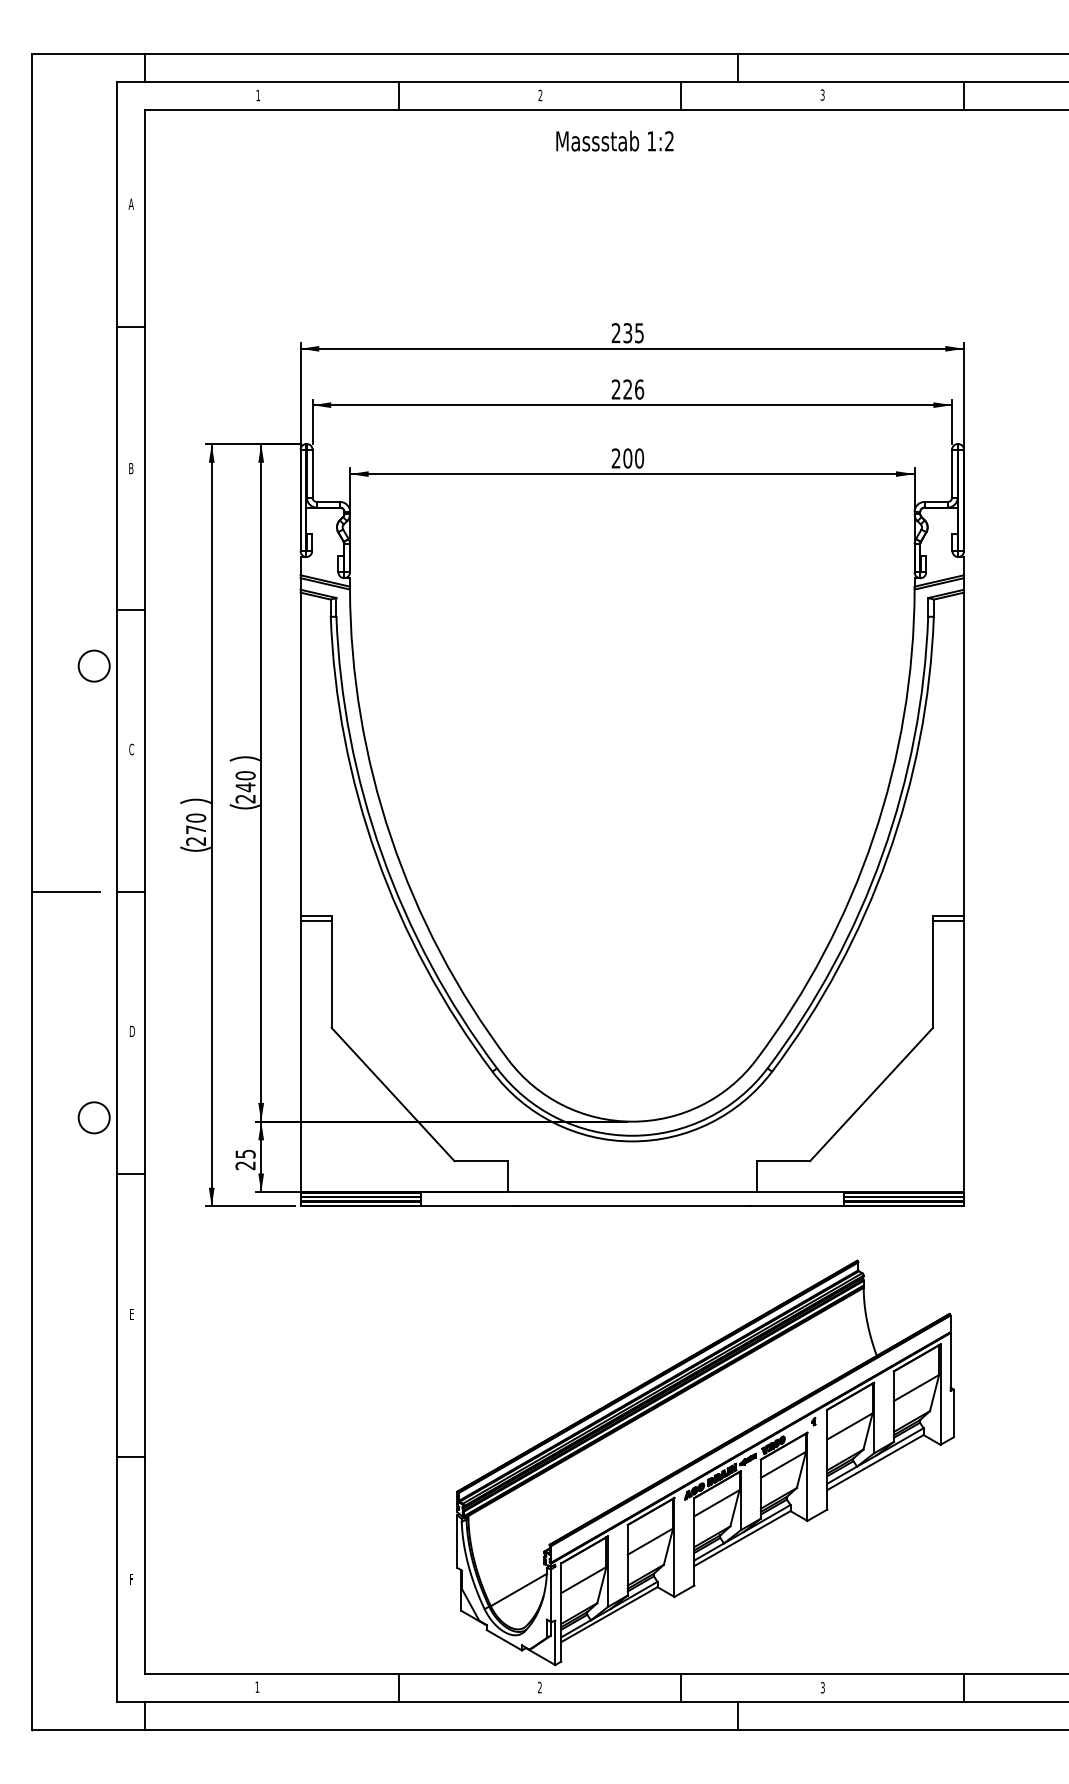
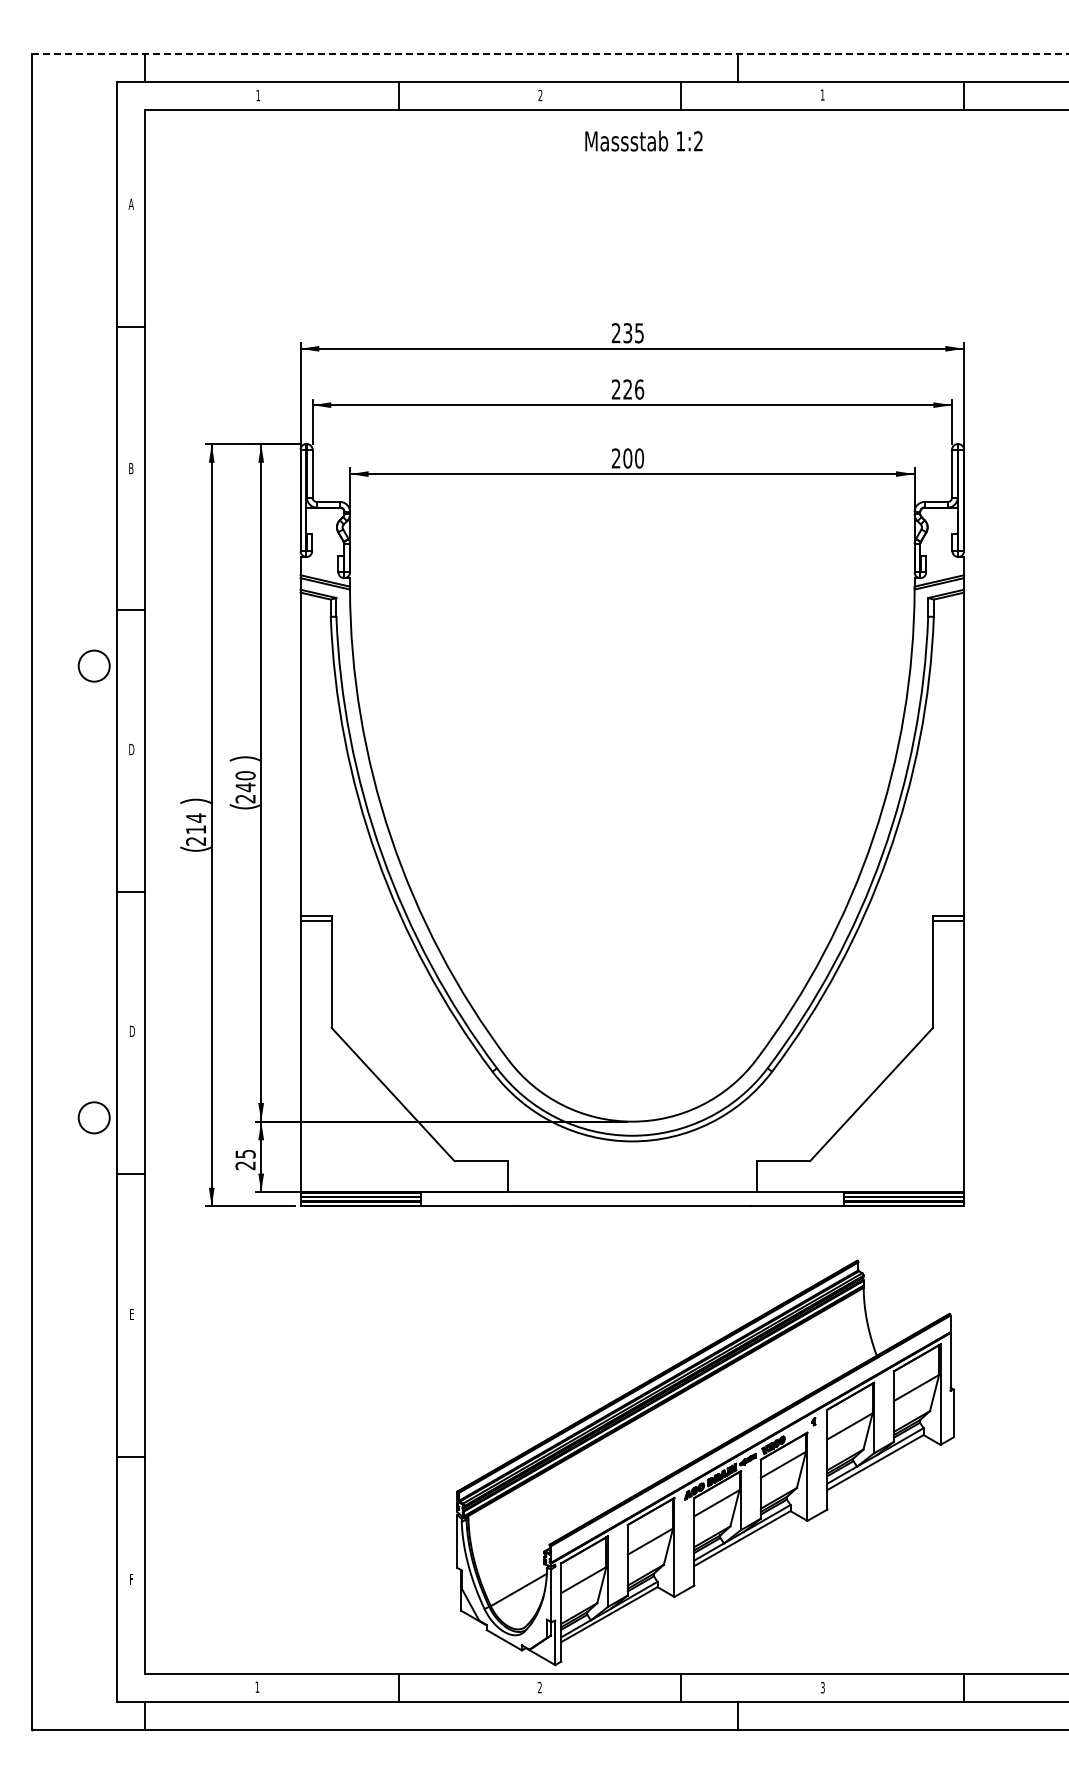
line: solid -> dashed (551, 53)
text: 3 -> 1 (822, 94)
text position: (614, 140) -> (643, 140) (643, 140)
text: C -> D (131, 749)
text: 270 -> 214 (196, 823)
line: present -> none (65, 892)
